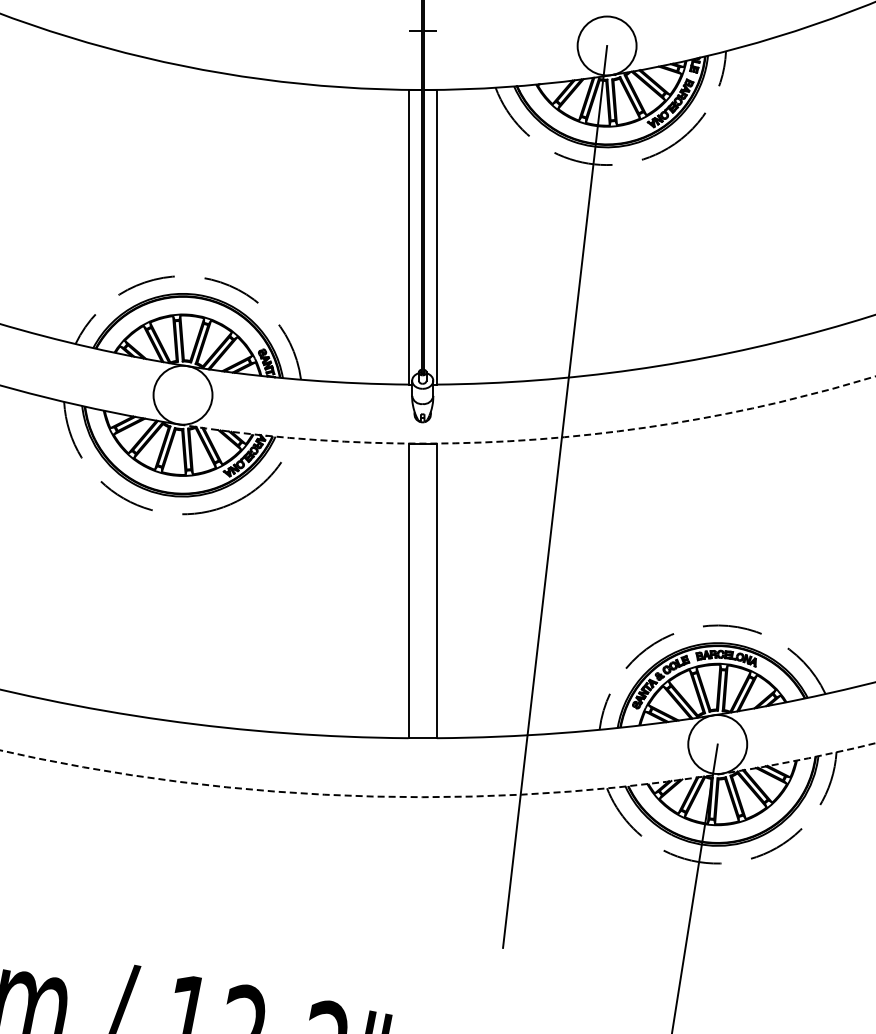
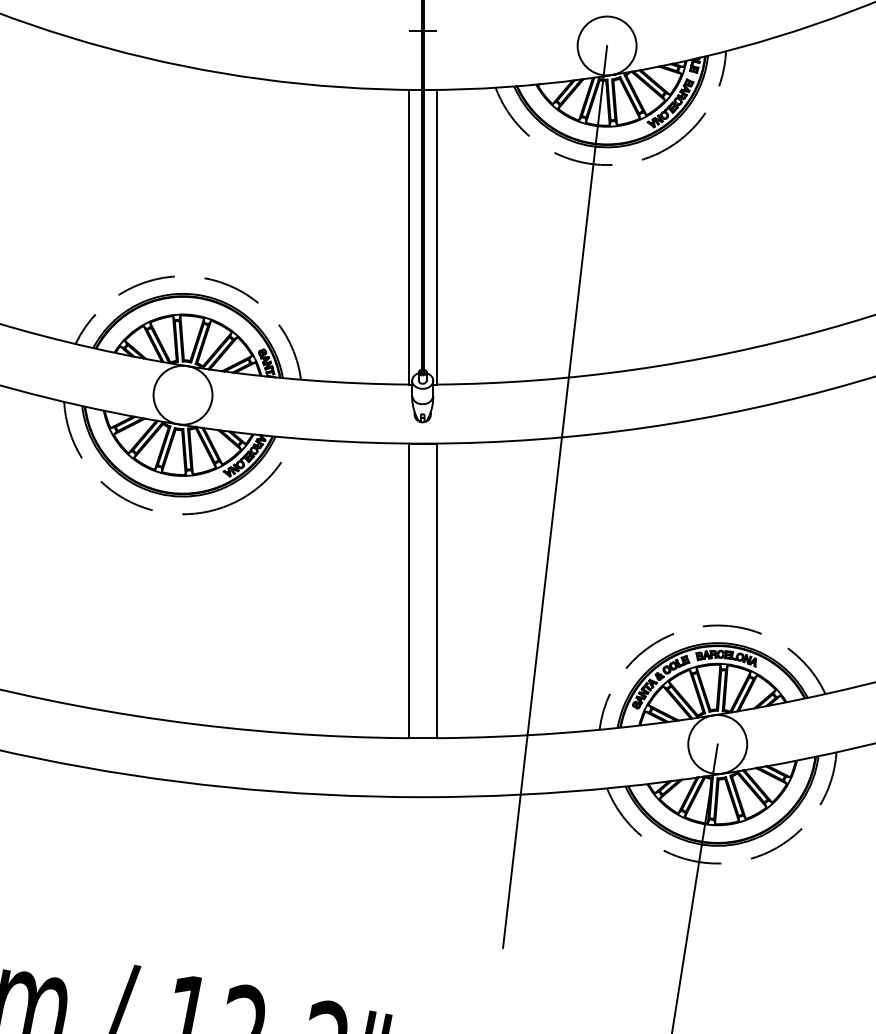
arc: dashed -> solid (533, 439)
circle: dashed -> solid (437, 770)
